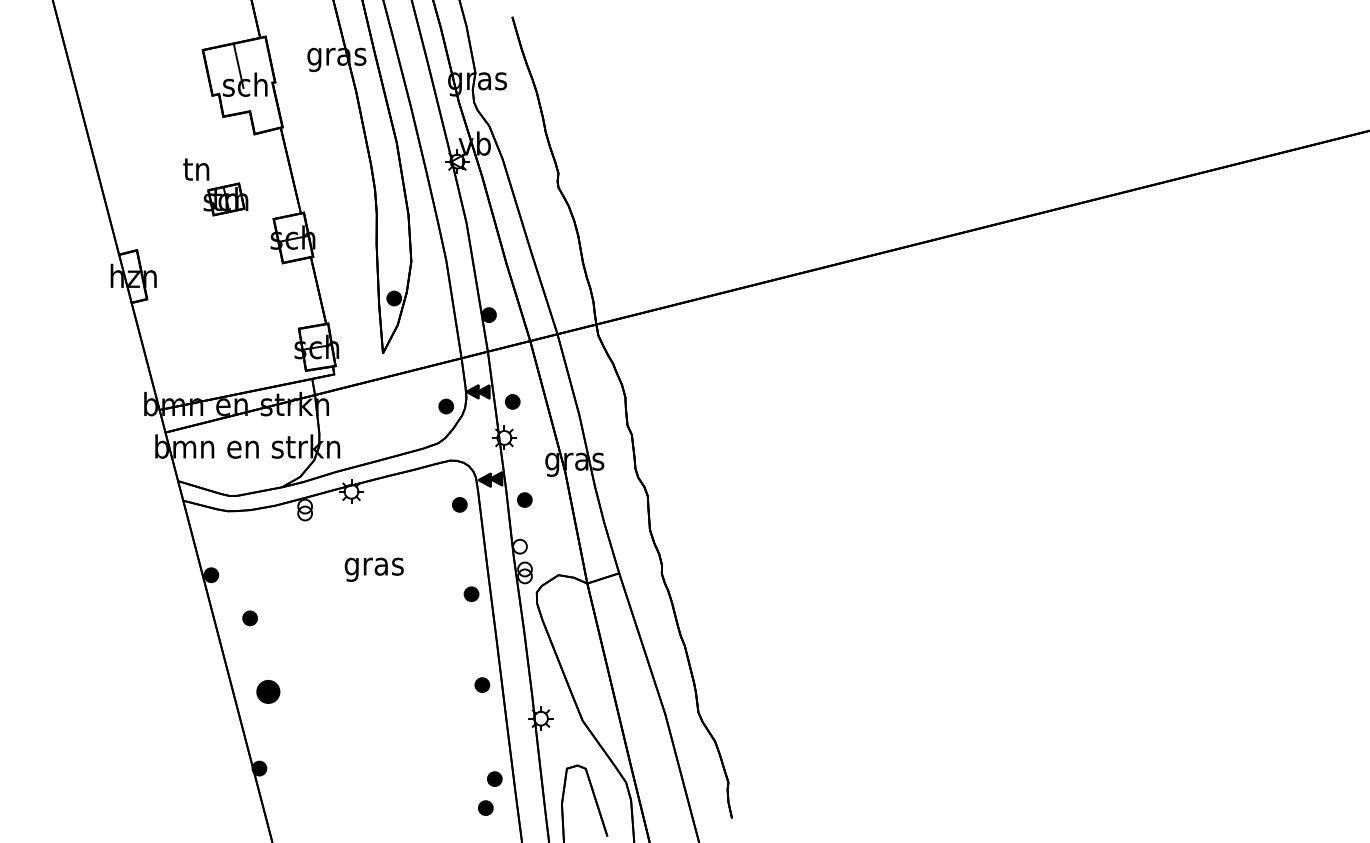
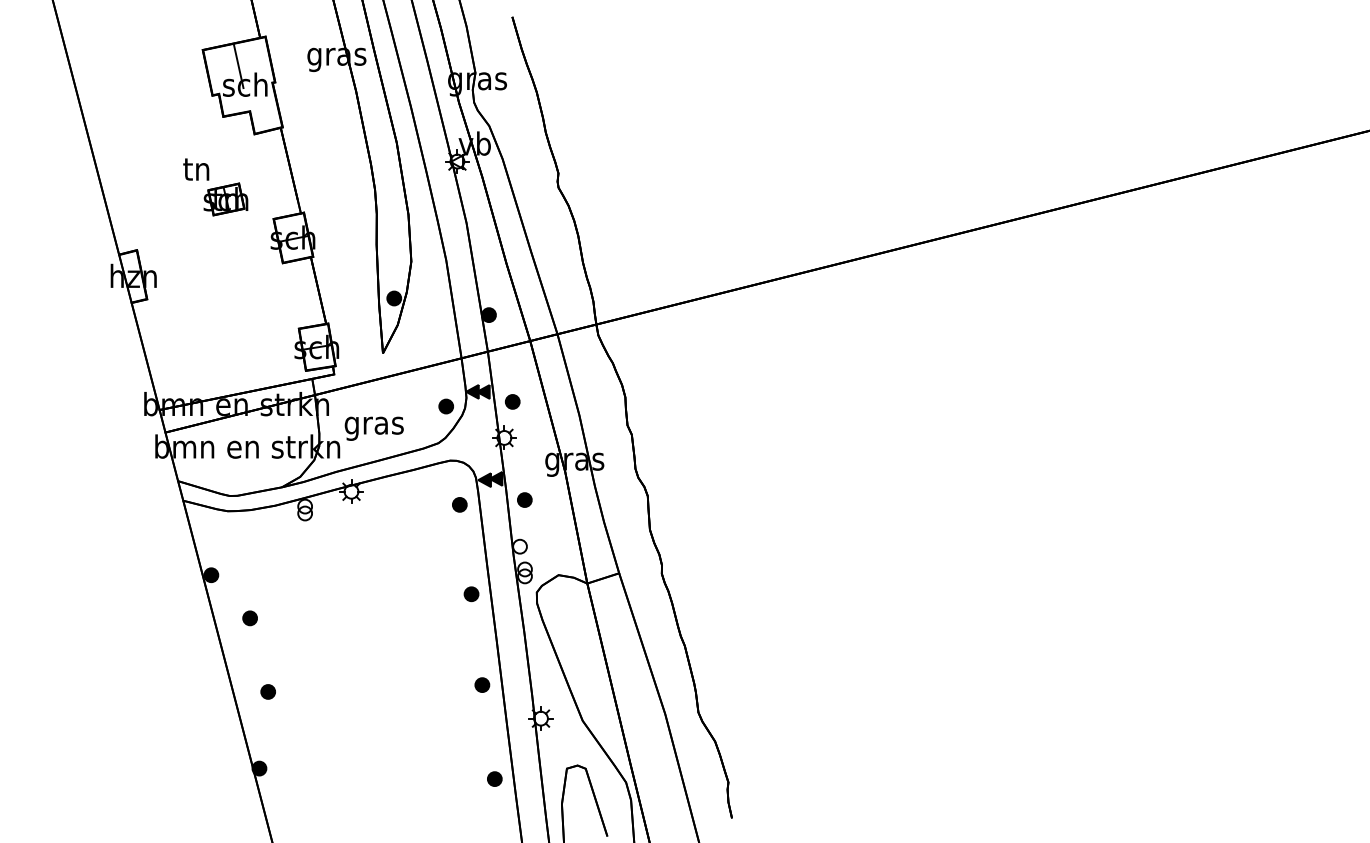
text position: (373, 569) -> (373, 428) (373, 428)
part size: 25x24 px -> 16x16 px (267, 691)
part: present -> none (485, 807)
